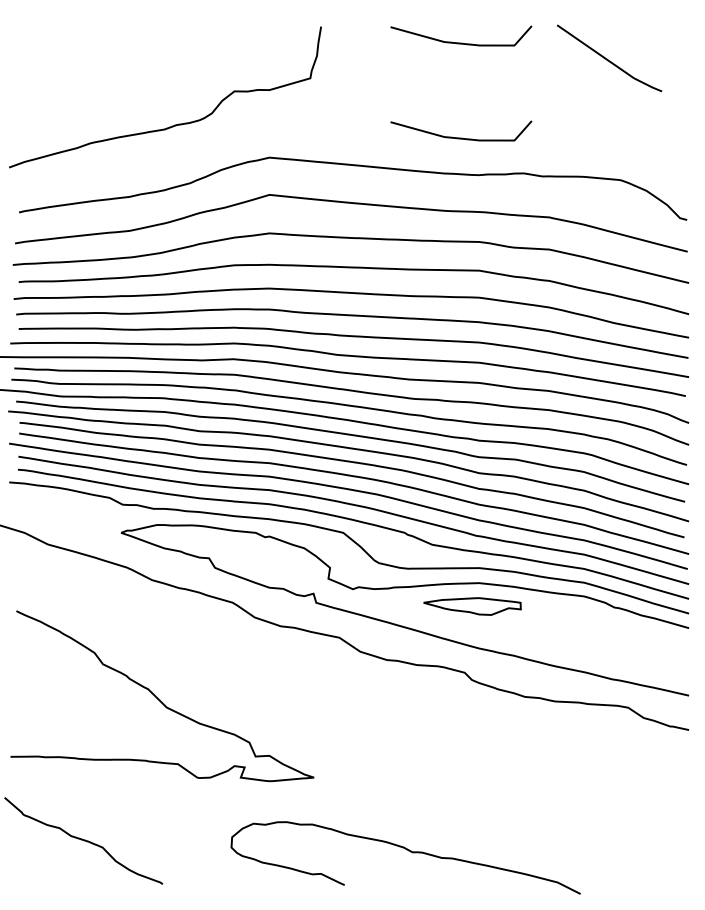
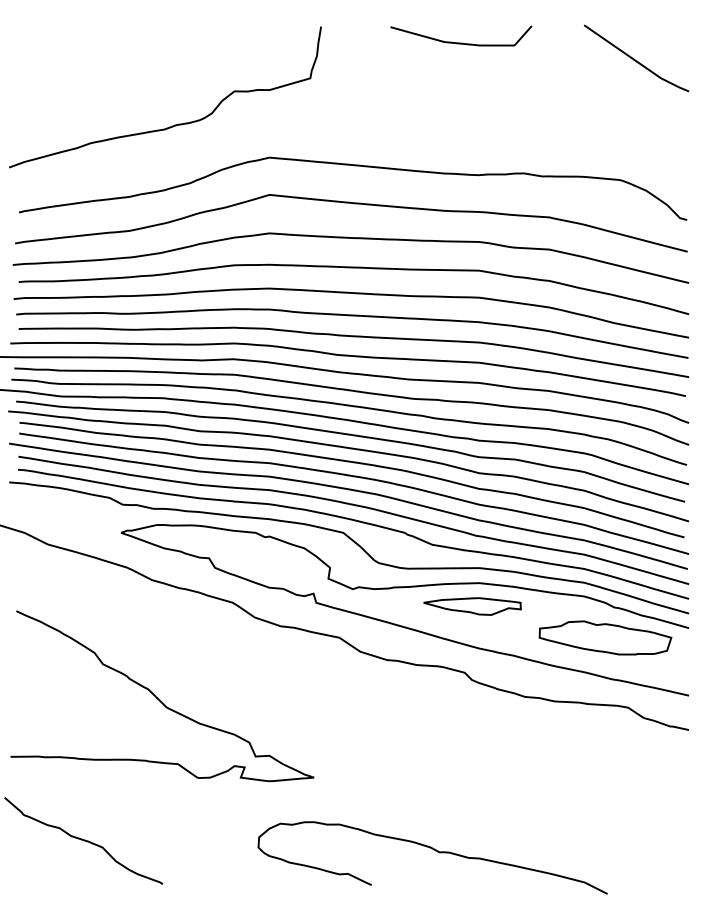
curve position: (608, 59) -> (635, 59) (635, 59)
curve: present -> none (461, 137)
part: none -> present (605, 637)
curve position: (408, 851) -> (435, 851) (435, 851)
